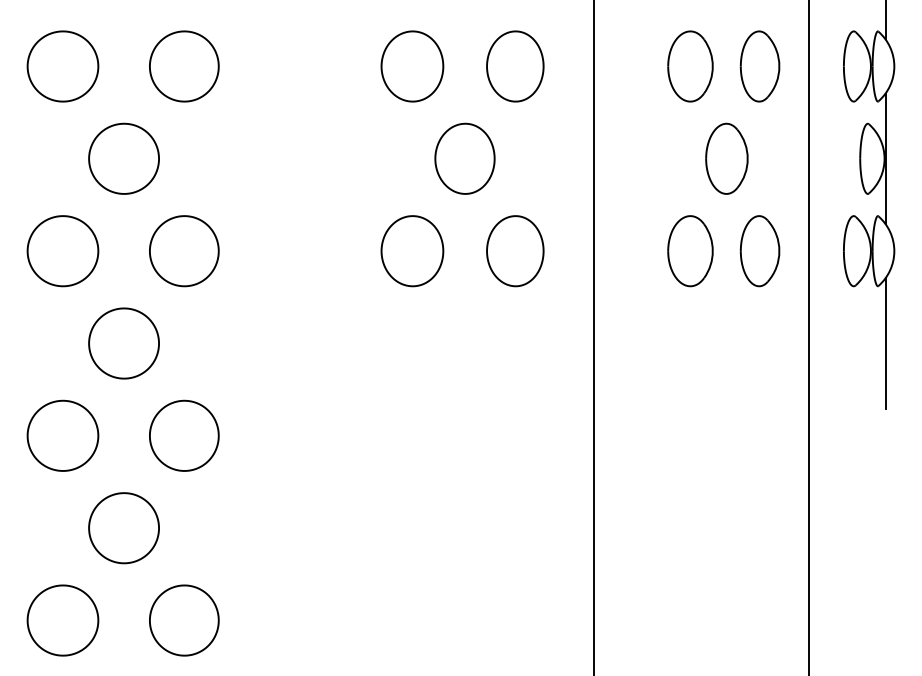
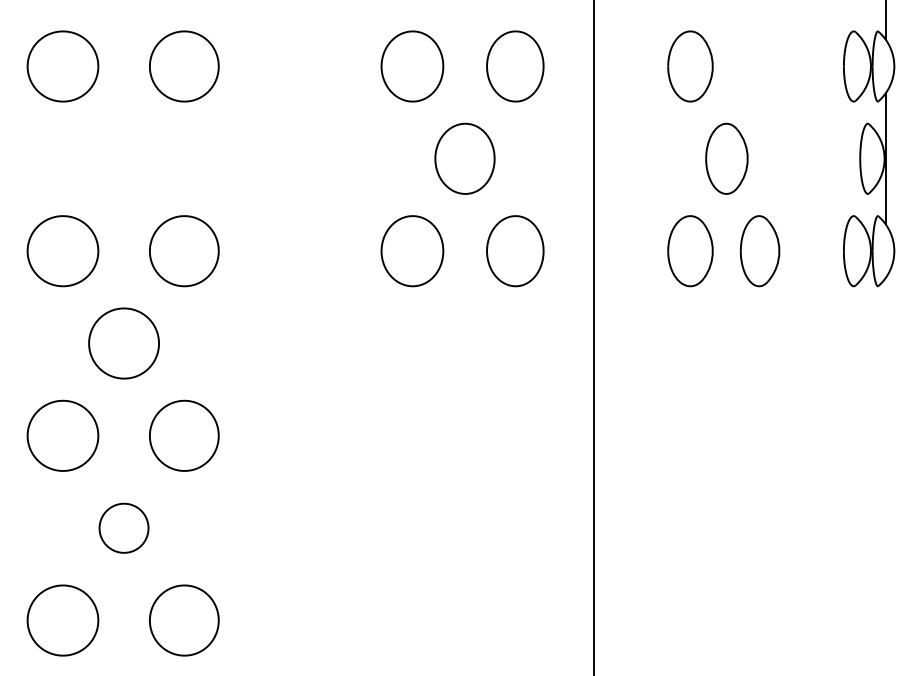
part: present -> none (759, 66)
part: present -> none (123, 158)
line: present -> none (809, 337)
line: present -> none (885, 343)
part size: 72x73 px -> 52x52 px (123, 527)
